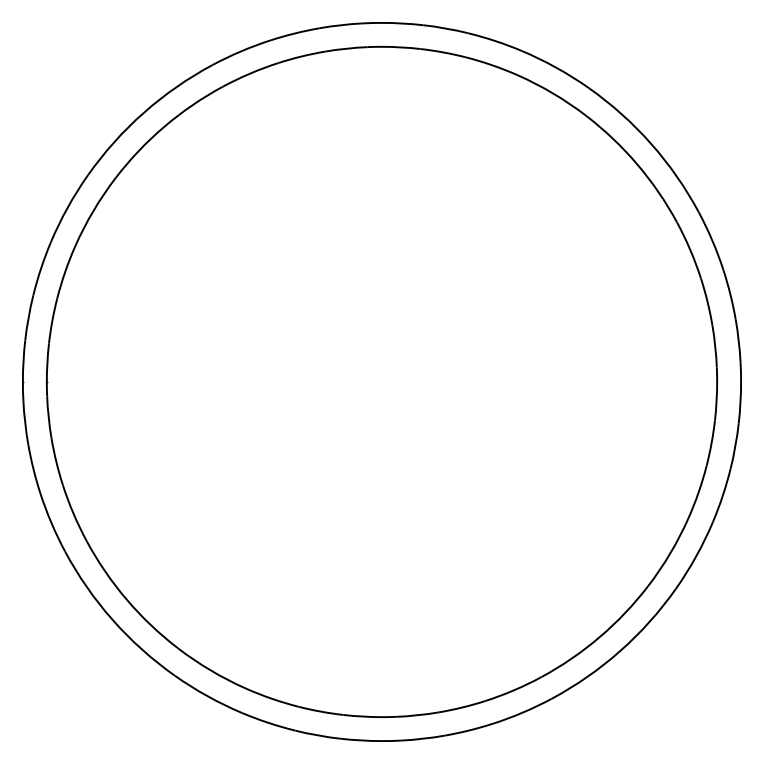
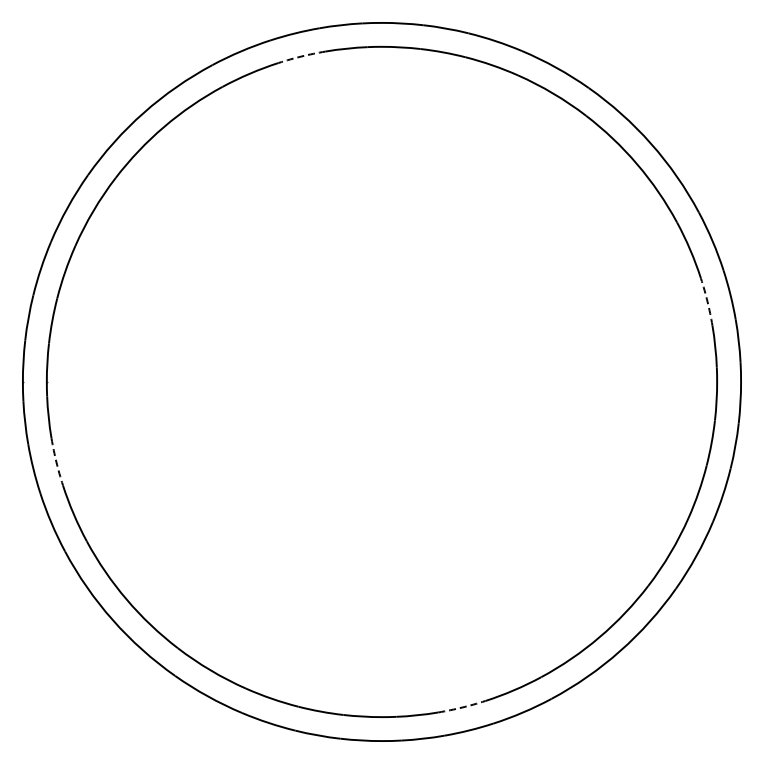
arc: solid -> dashed (301, 56)
arc: solid -> dashed (707, 301)
arc: solid -> dashed (56, 462)
arc: solid -> dashed (462, 707)
